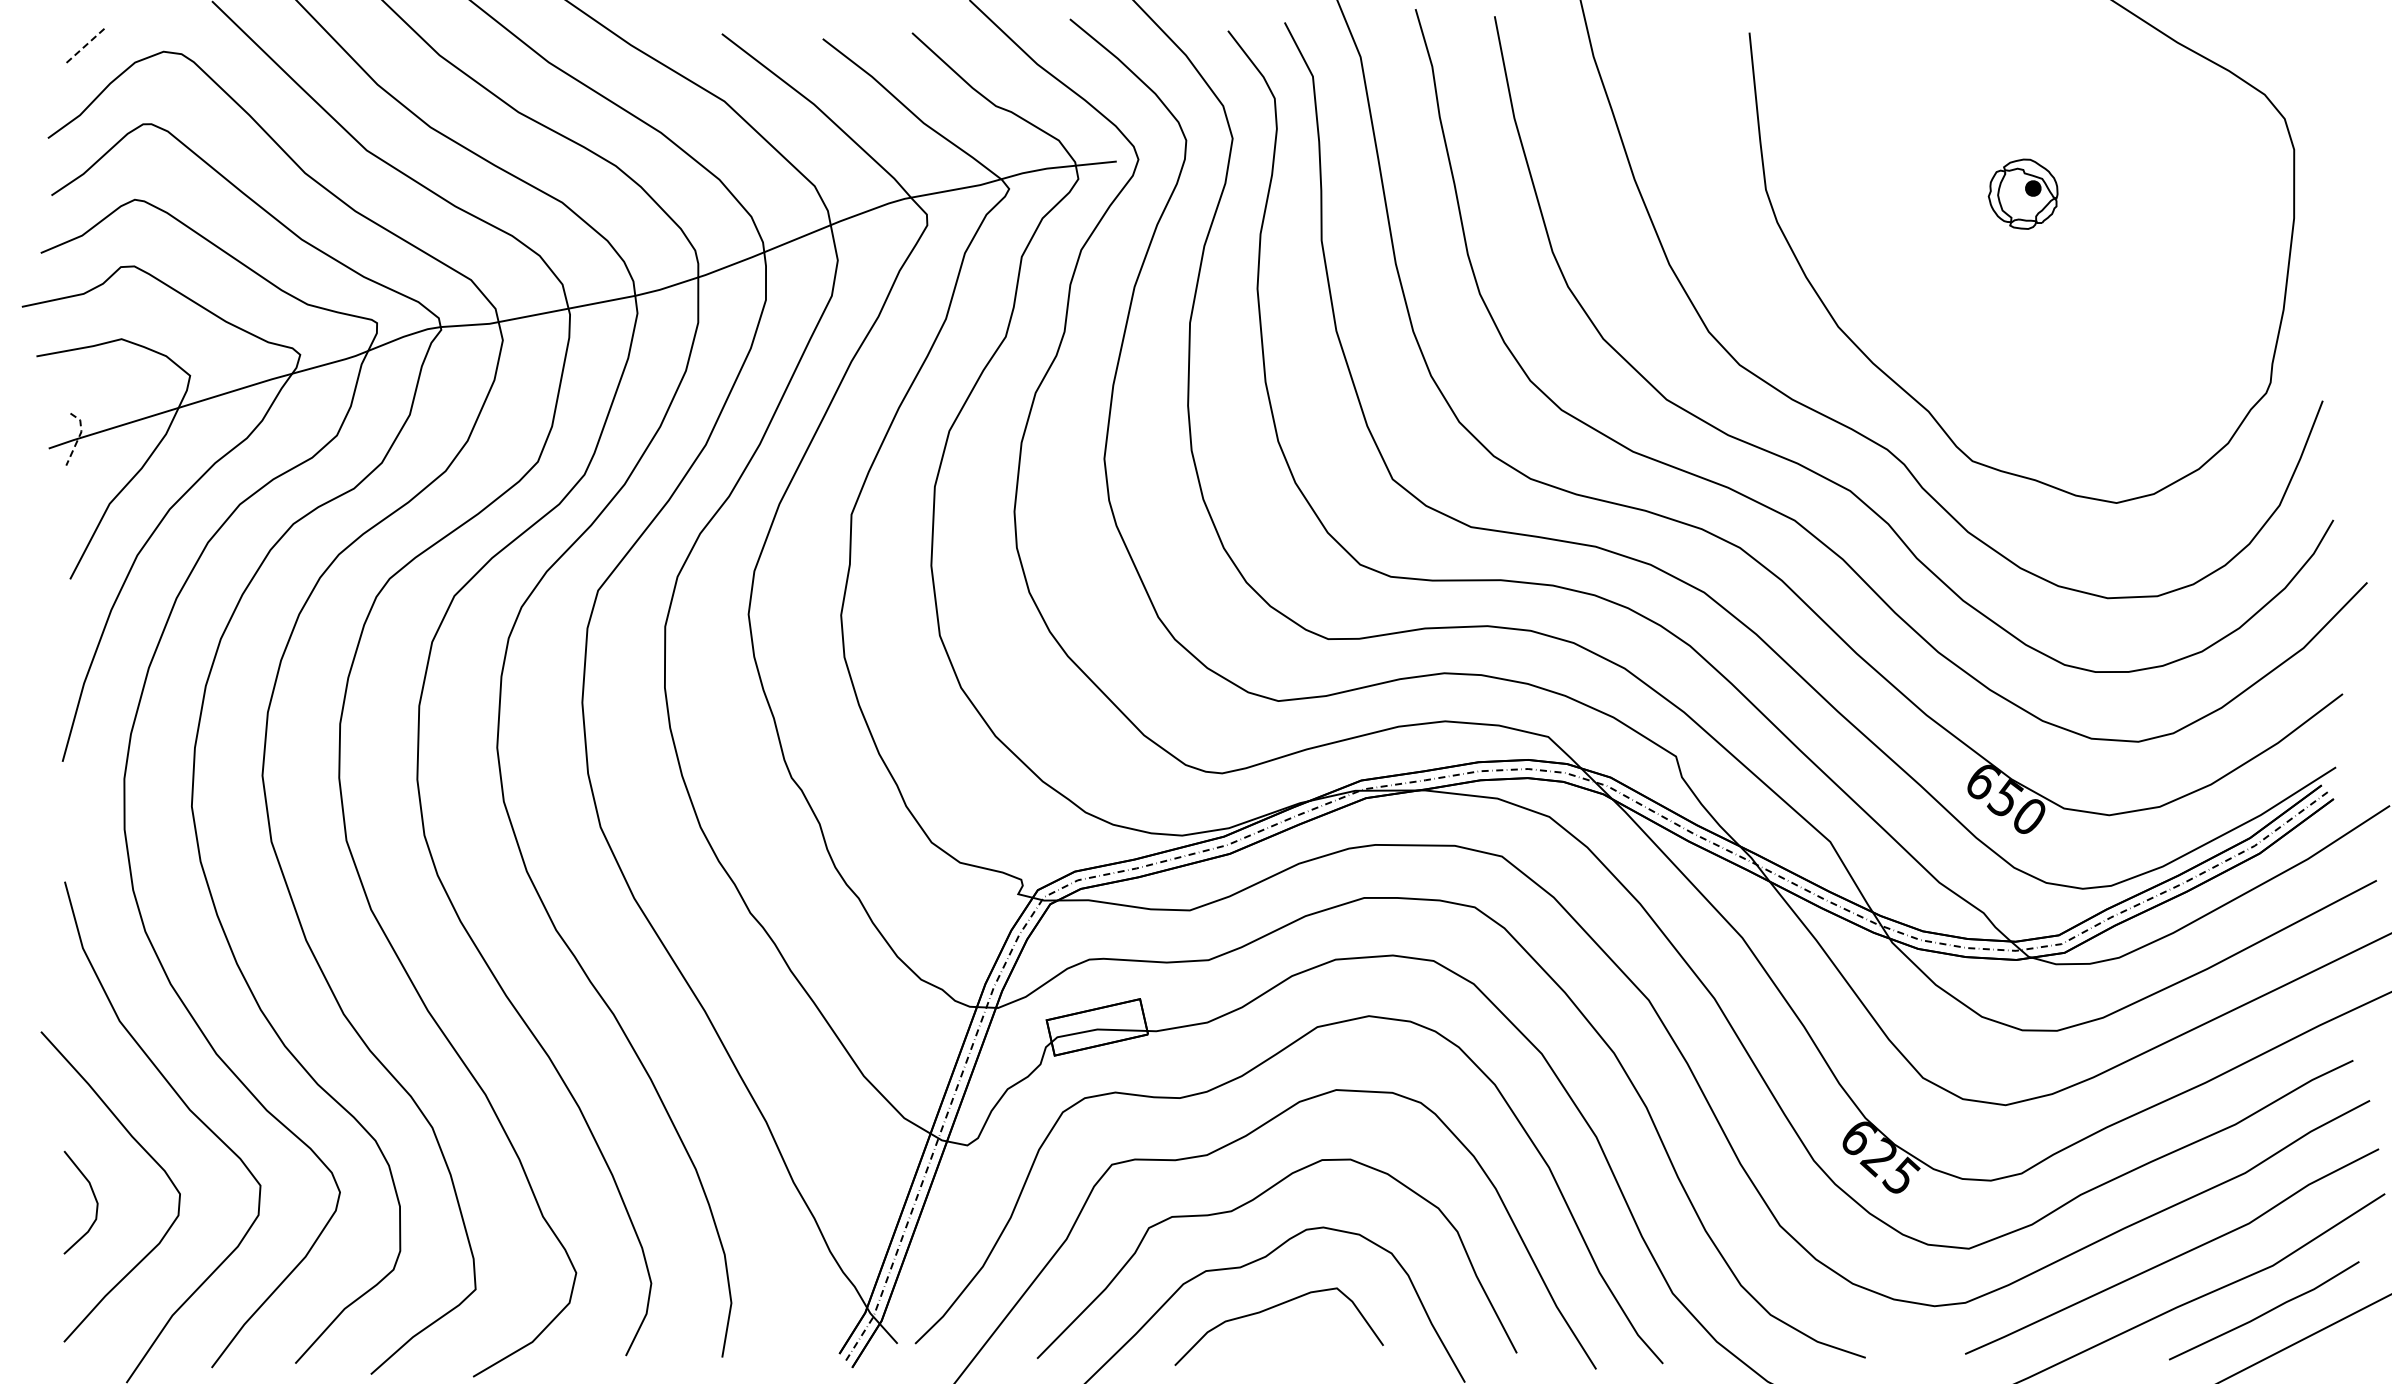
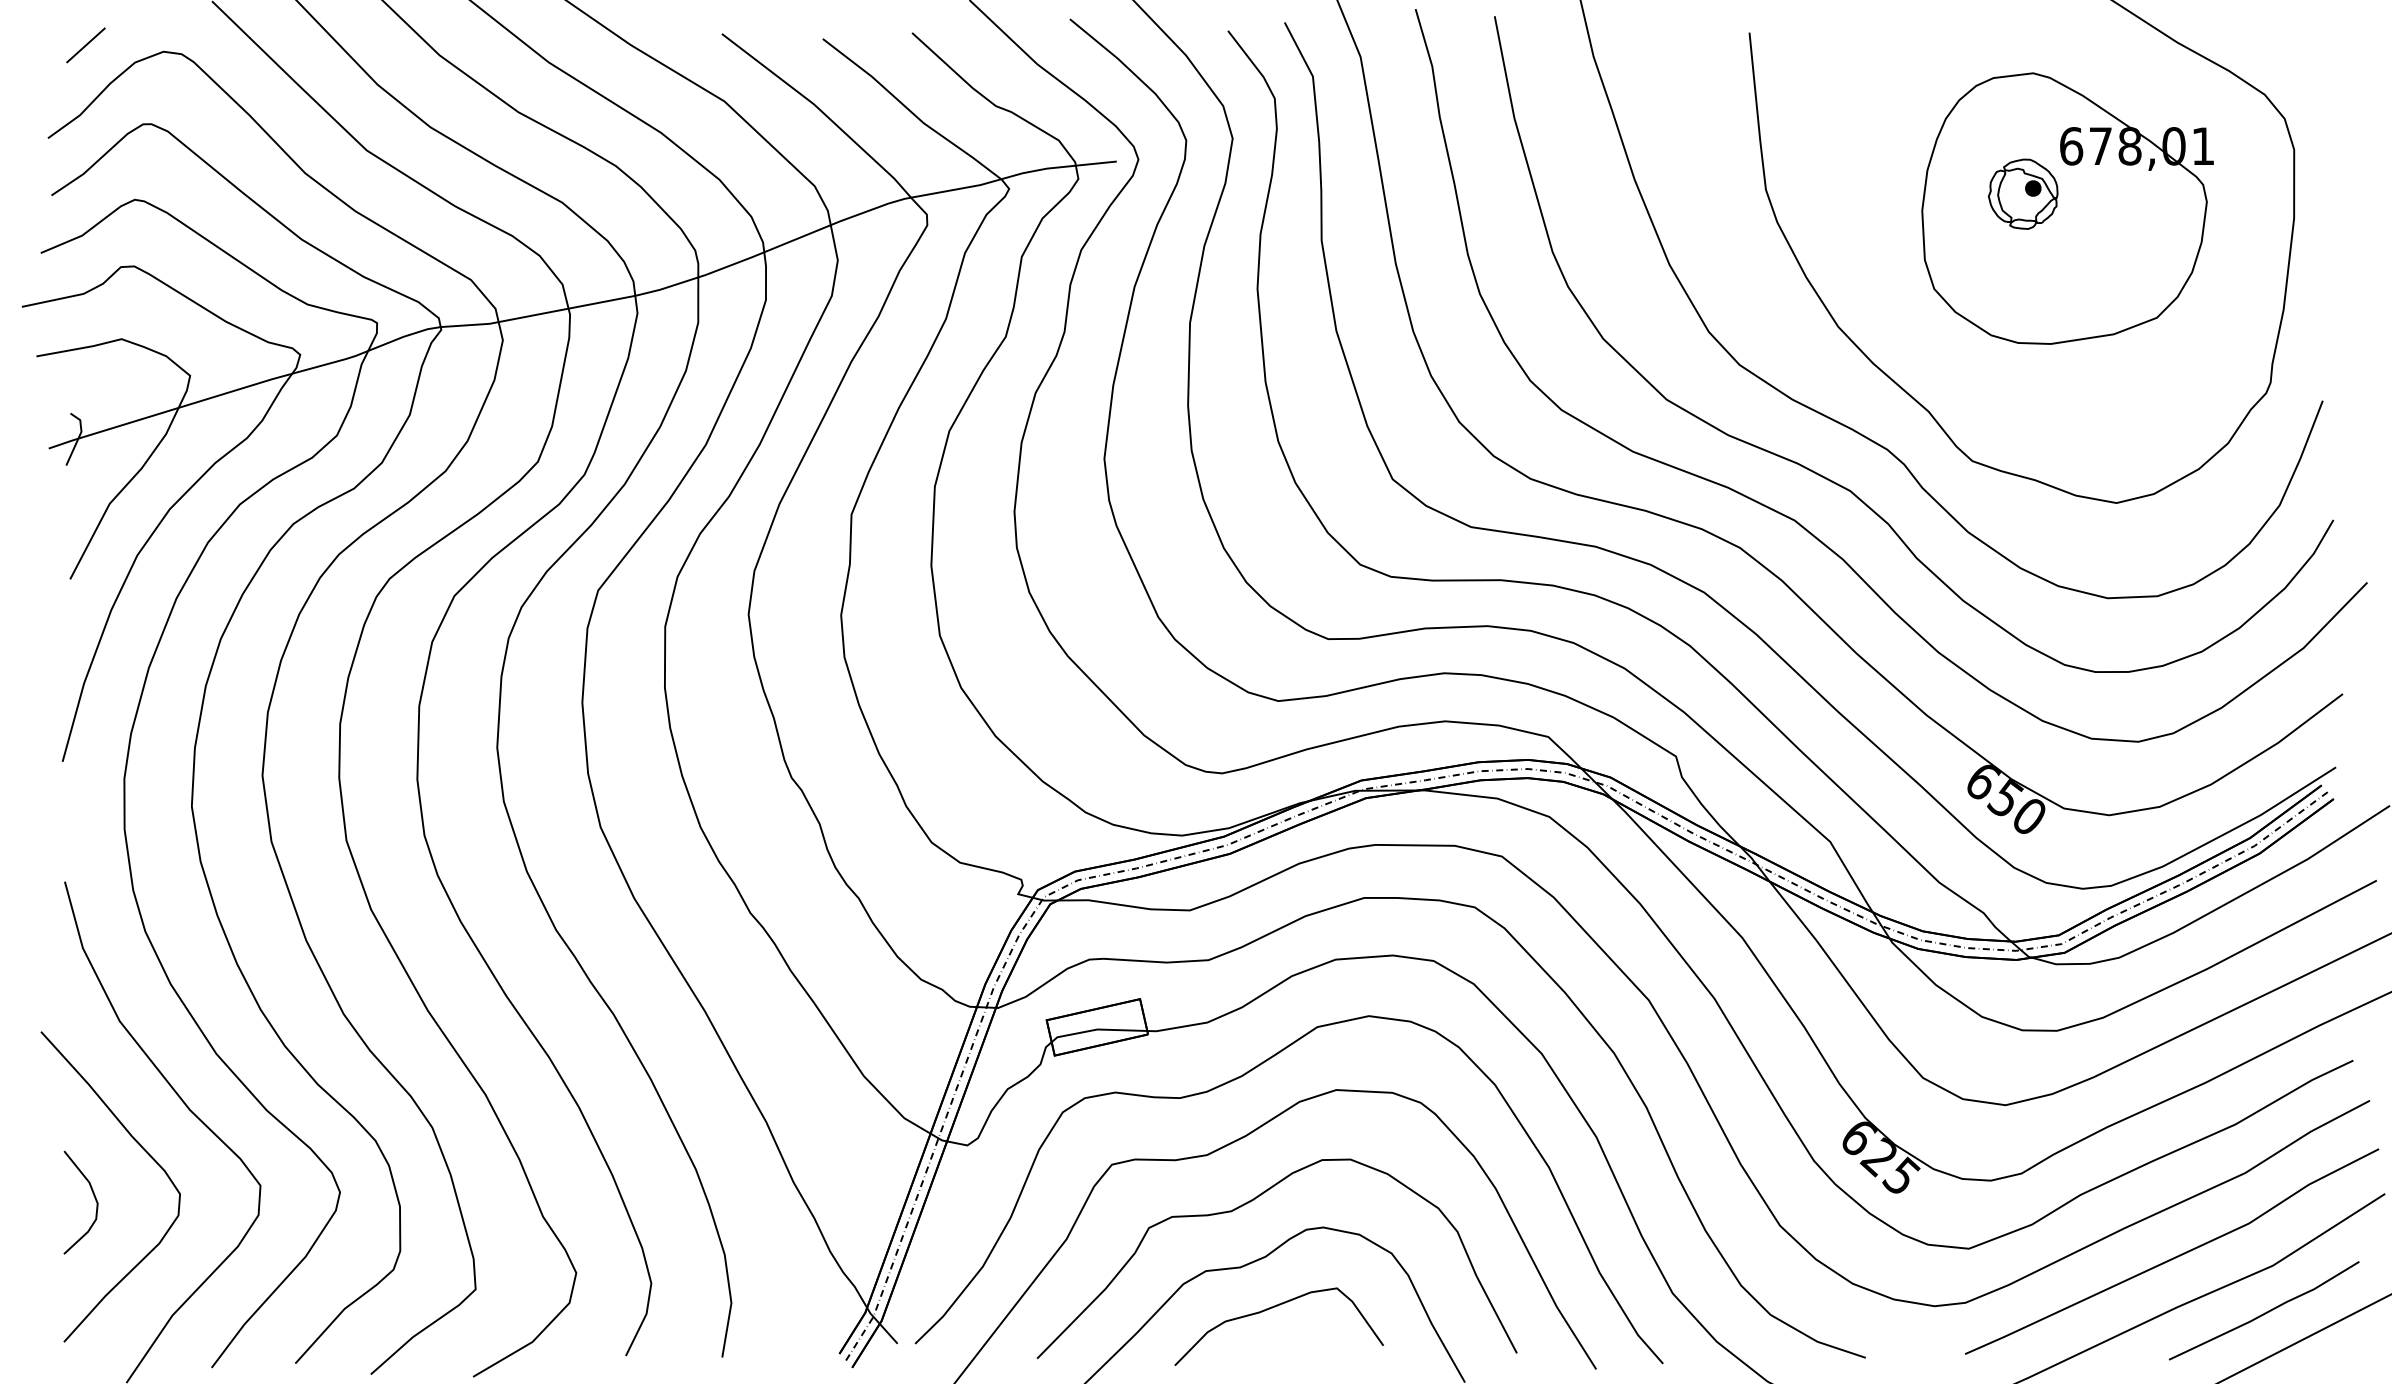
line: dashed -> solid (86, 45)
part: none -> present (2067, 208)
line: dashed -> solid (79, 437)
